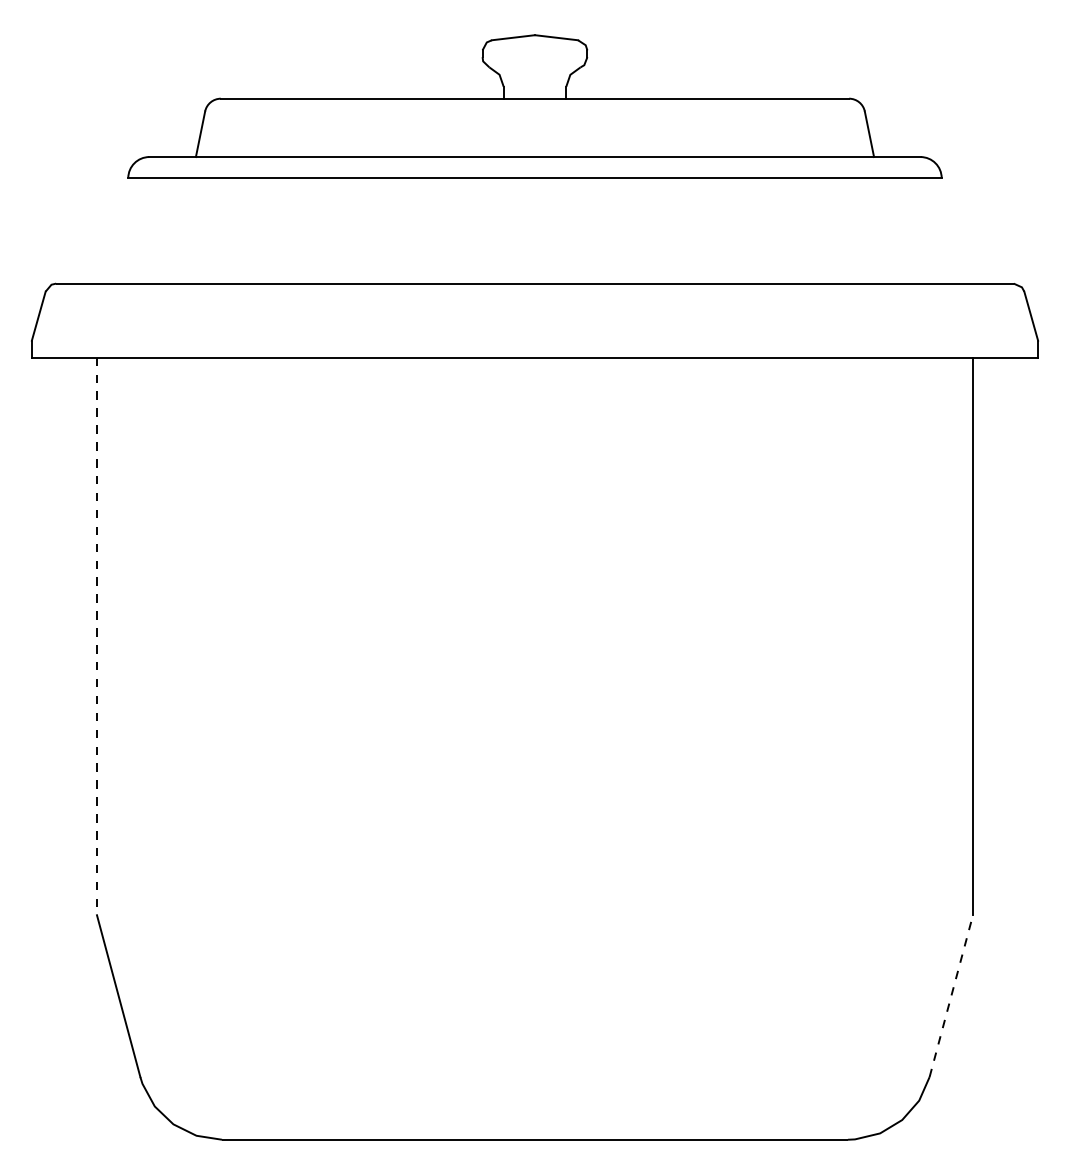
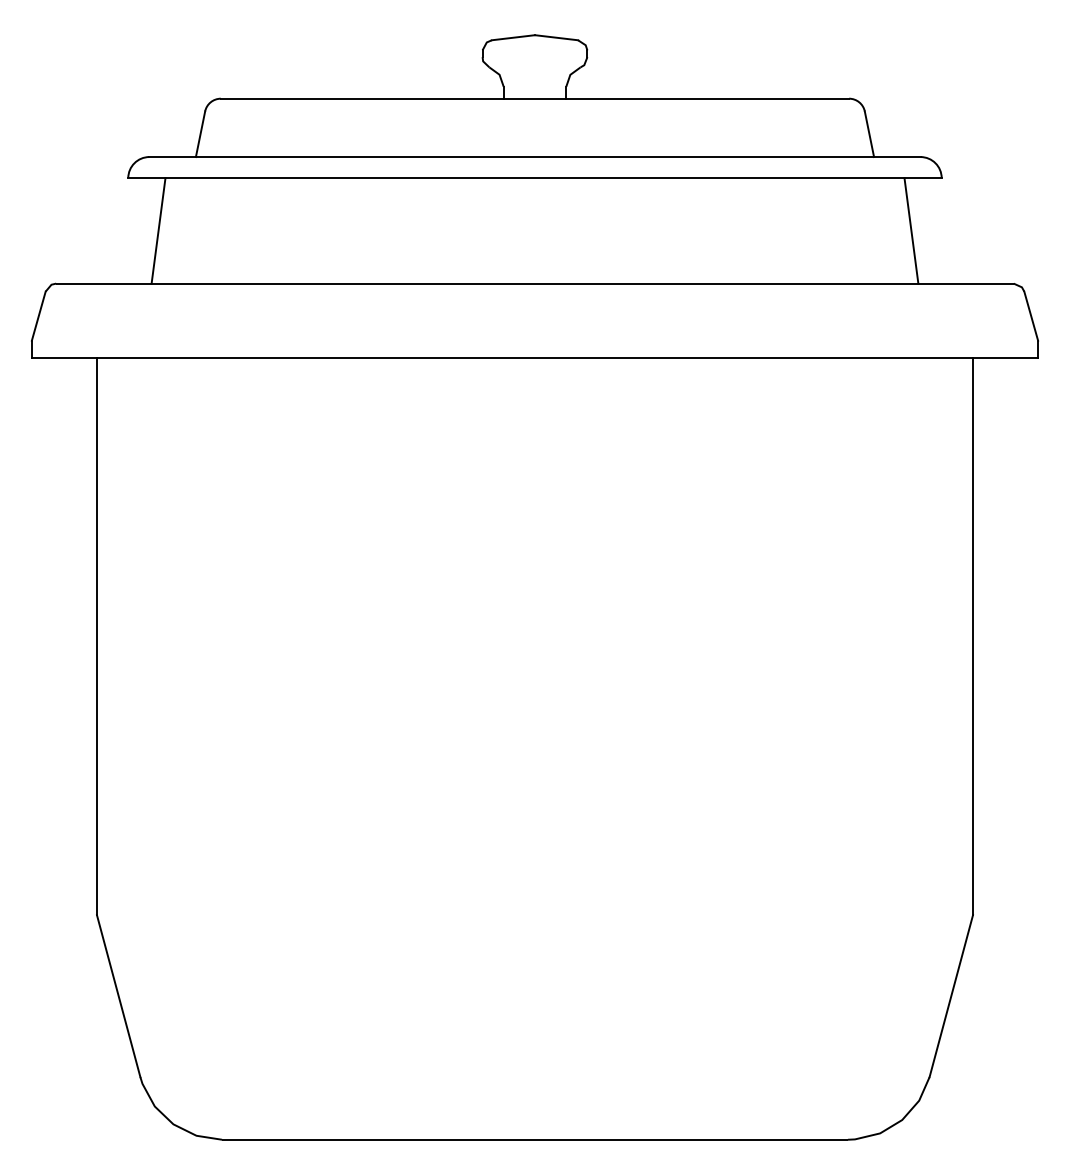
line: none -> present (158, 230)
line: none -> present (911, 230)
line: dashed -> solid (97, 636)
line: dashed -> solid (951, 996)
